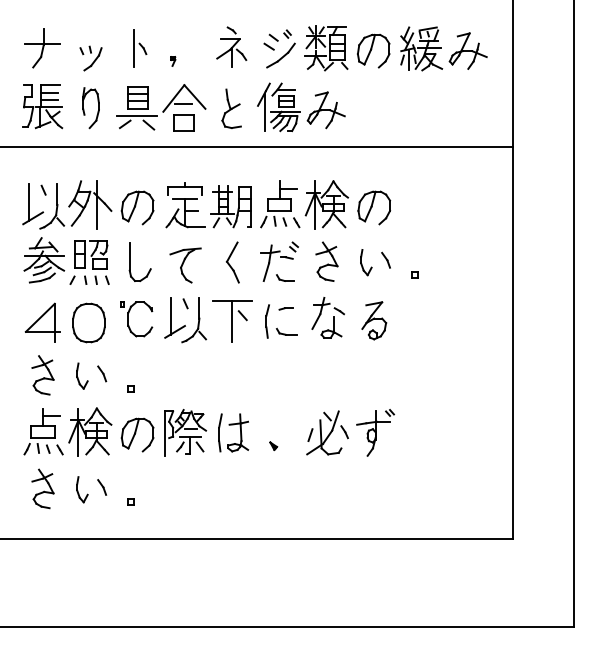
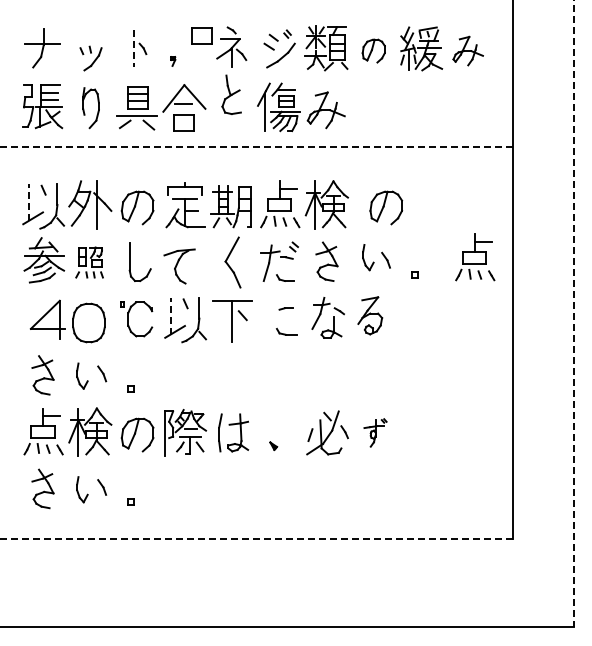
part: none -> present (201, 35)
line: solid -> dashed (134, 49)
part size: 34x36 px -> 25x26 px (373, 50)
part size: 40x38 px -> 32x32 px (467, 50)
part position: (231, 108) -> (231, 94) (231, 94)
line: solid -> dashed (256, 146)
line: solid -> dashed (28, 202)
part position: (374, 207) -> (386, 207) (386, 207)
part: none -> present (475, 257)
part size: 41x45 px -> 29x33 px (89, 262)
part size: 15x43 px -> 18x53 px (232, 262)
part position: (366, 262) -> (368, 257) (368, 257)
part position: (185, 265) -> (179, 266) (179, 266)
line: solid -> dashed (574, 313)
line: solid -> dashed (170, 315)
part position: (374, 320) -> (370, 315) (370, 315)
part: present -> none (267, 321)
part position: (42, 322) -> (47, 319) (47, 319)
part size: 39x48 px -> 25x30 px (375, 432)
line: solid -> dashed (256, 538)
